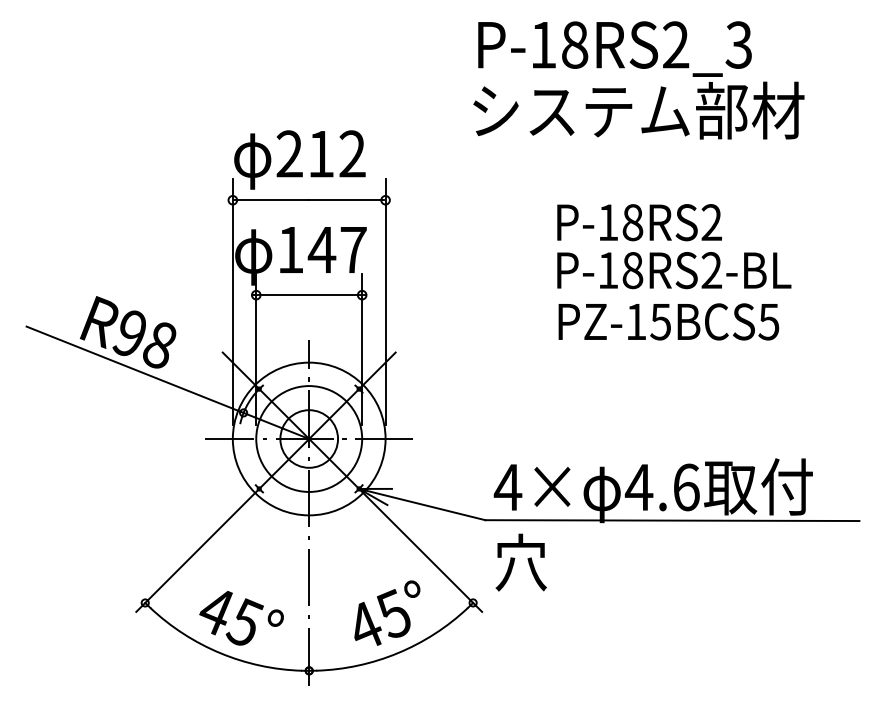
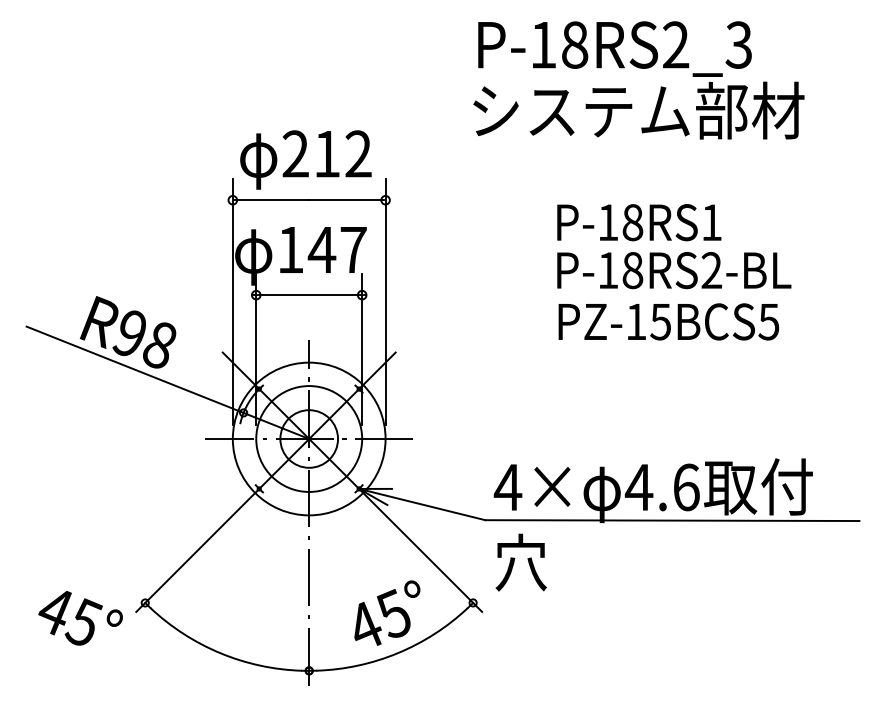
text position: (299, 159) -> (305, 159) (305, 159)
text: P-18RS2 -> P-18RS1 (711, 222)
text position: (241, 618) -> (80, 618) (80, 618)
